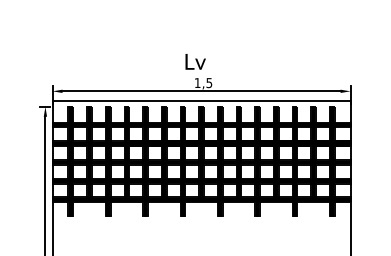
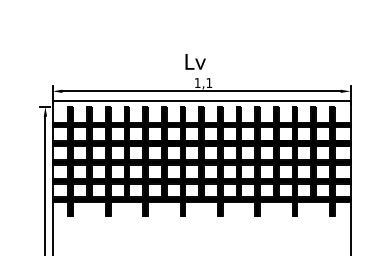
text: 1,5 -> 1,1 (209, 83)
